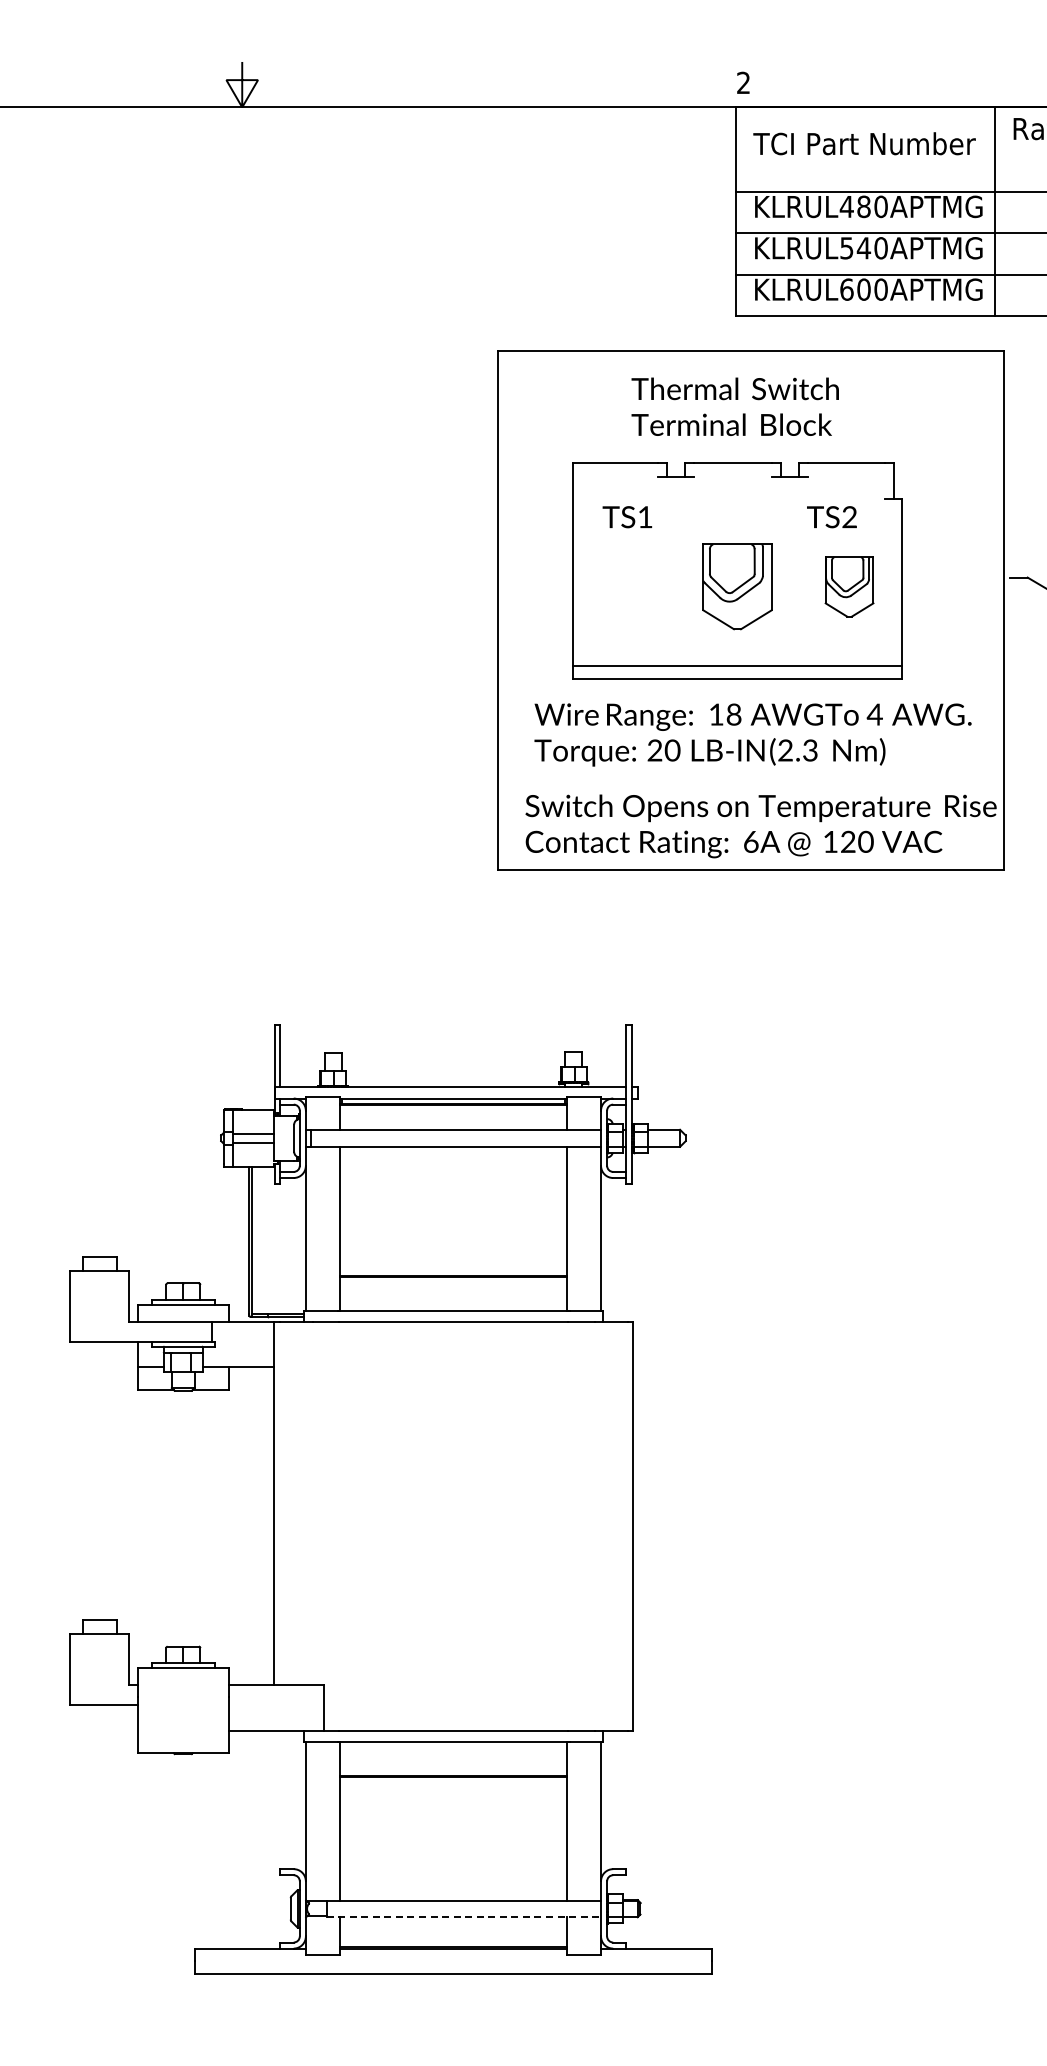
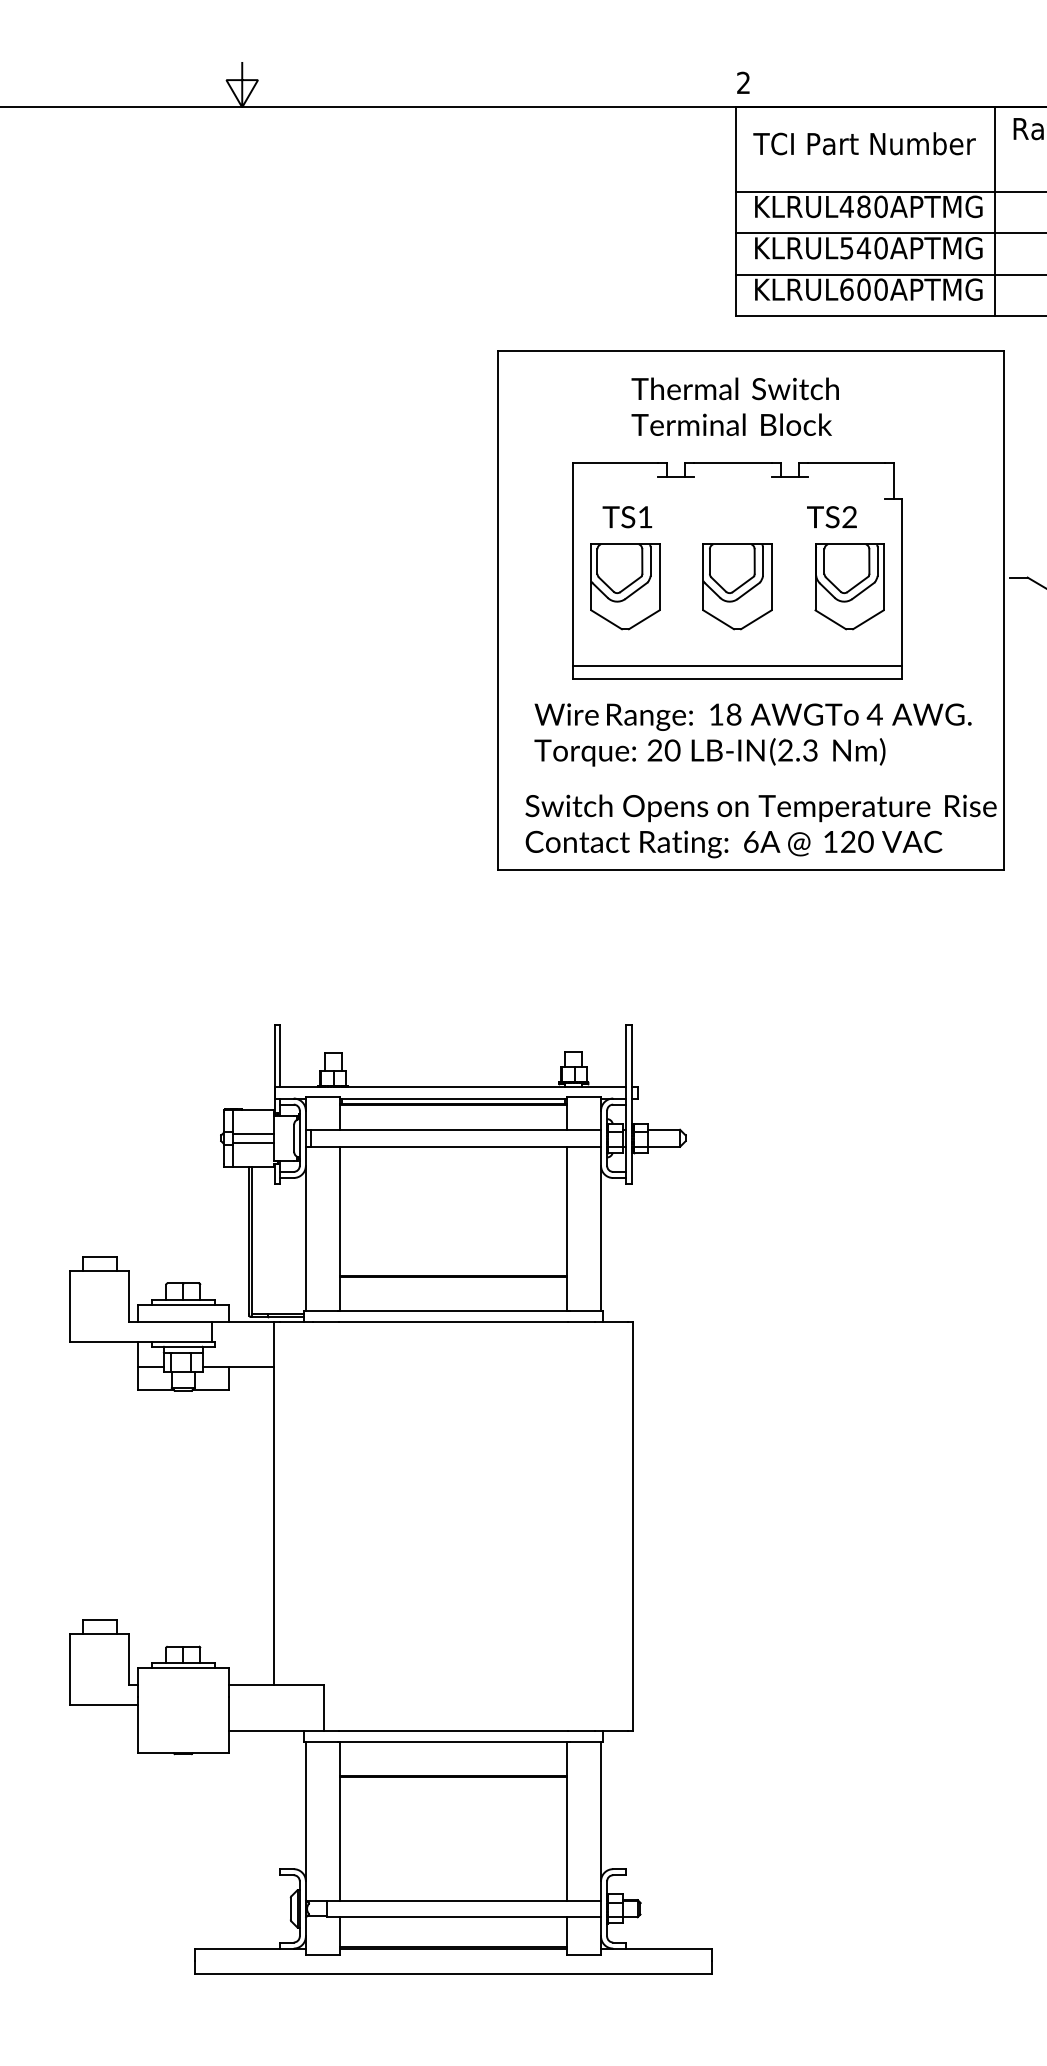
part: none -> present (625, 586)
part size: 51x62 px -> 71x88 px (849, 586)
line: dashed -> solid (464, 1917)
